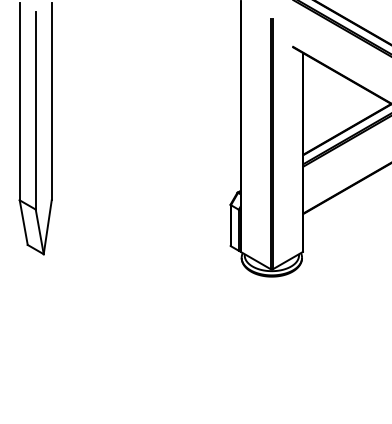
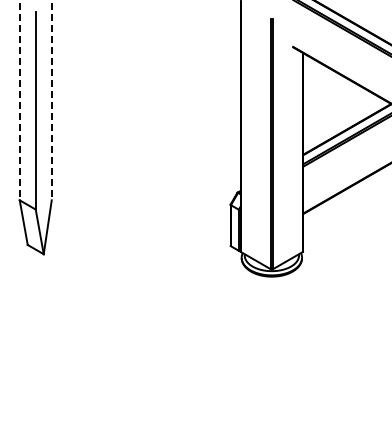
line: solid -> dashed (19, 101)
line: solid -> dashed (51, 101)
